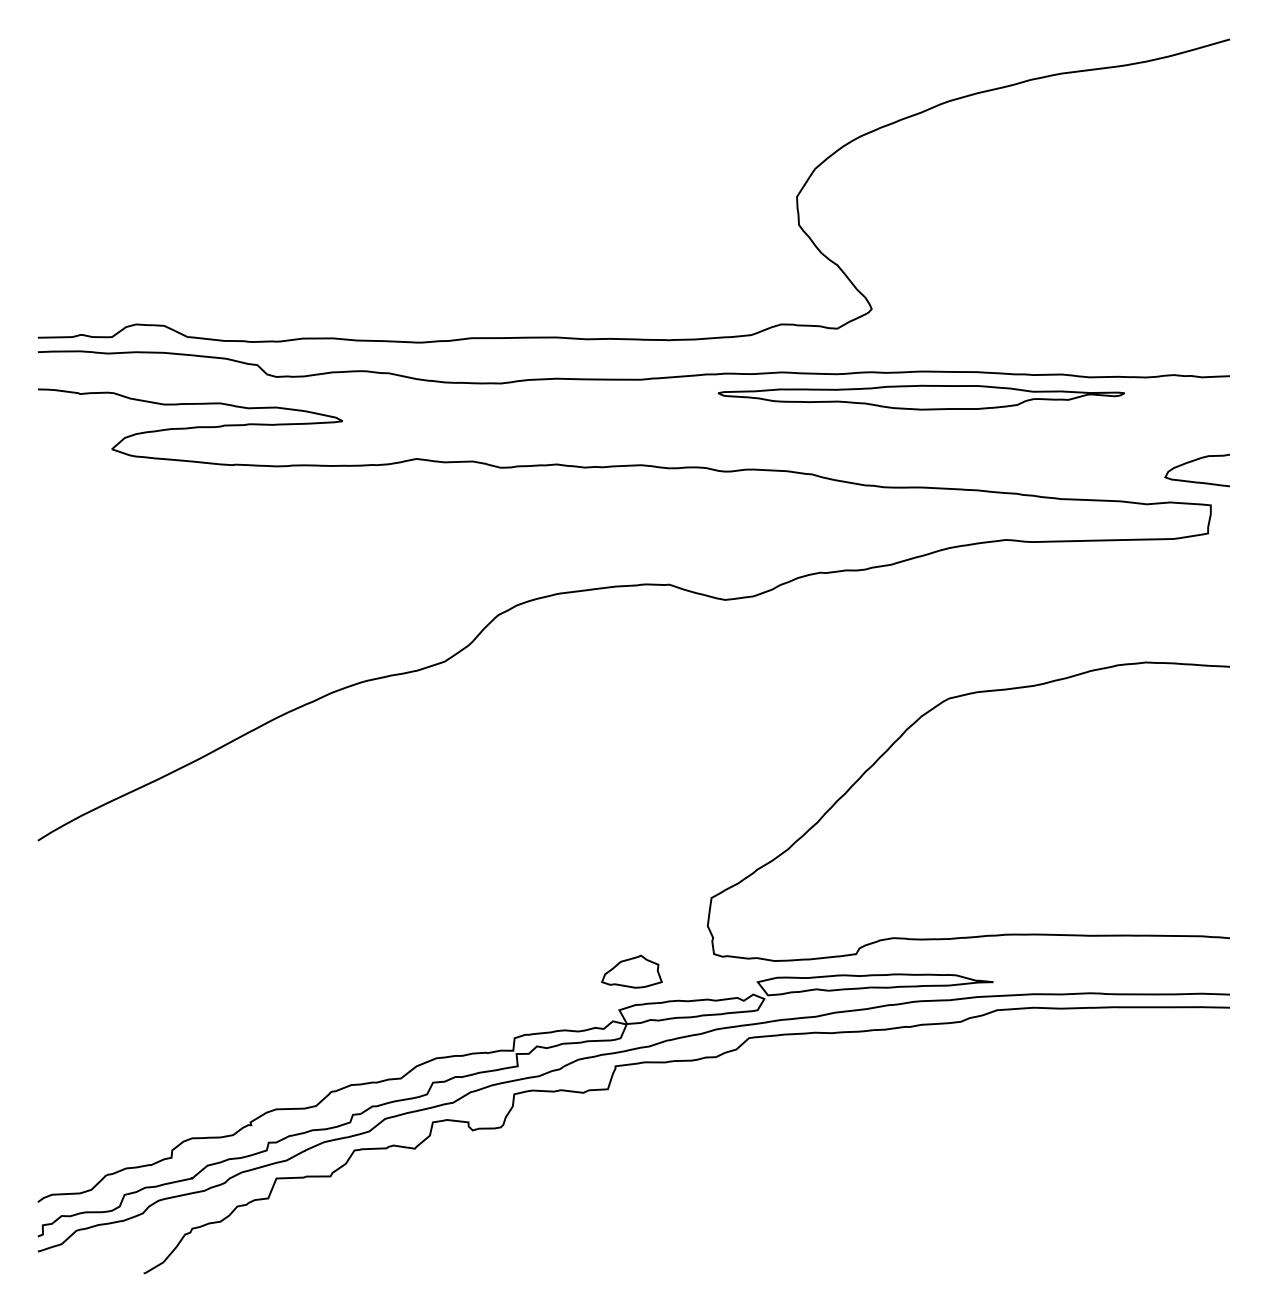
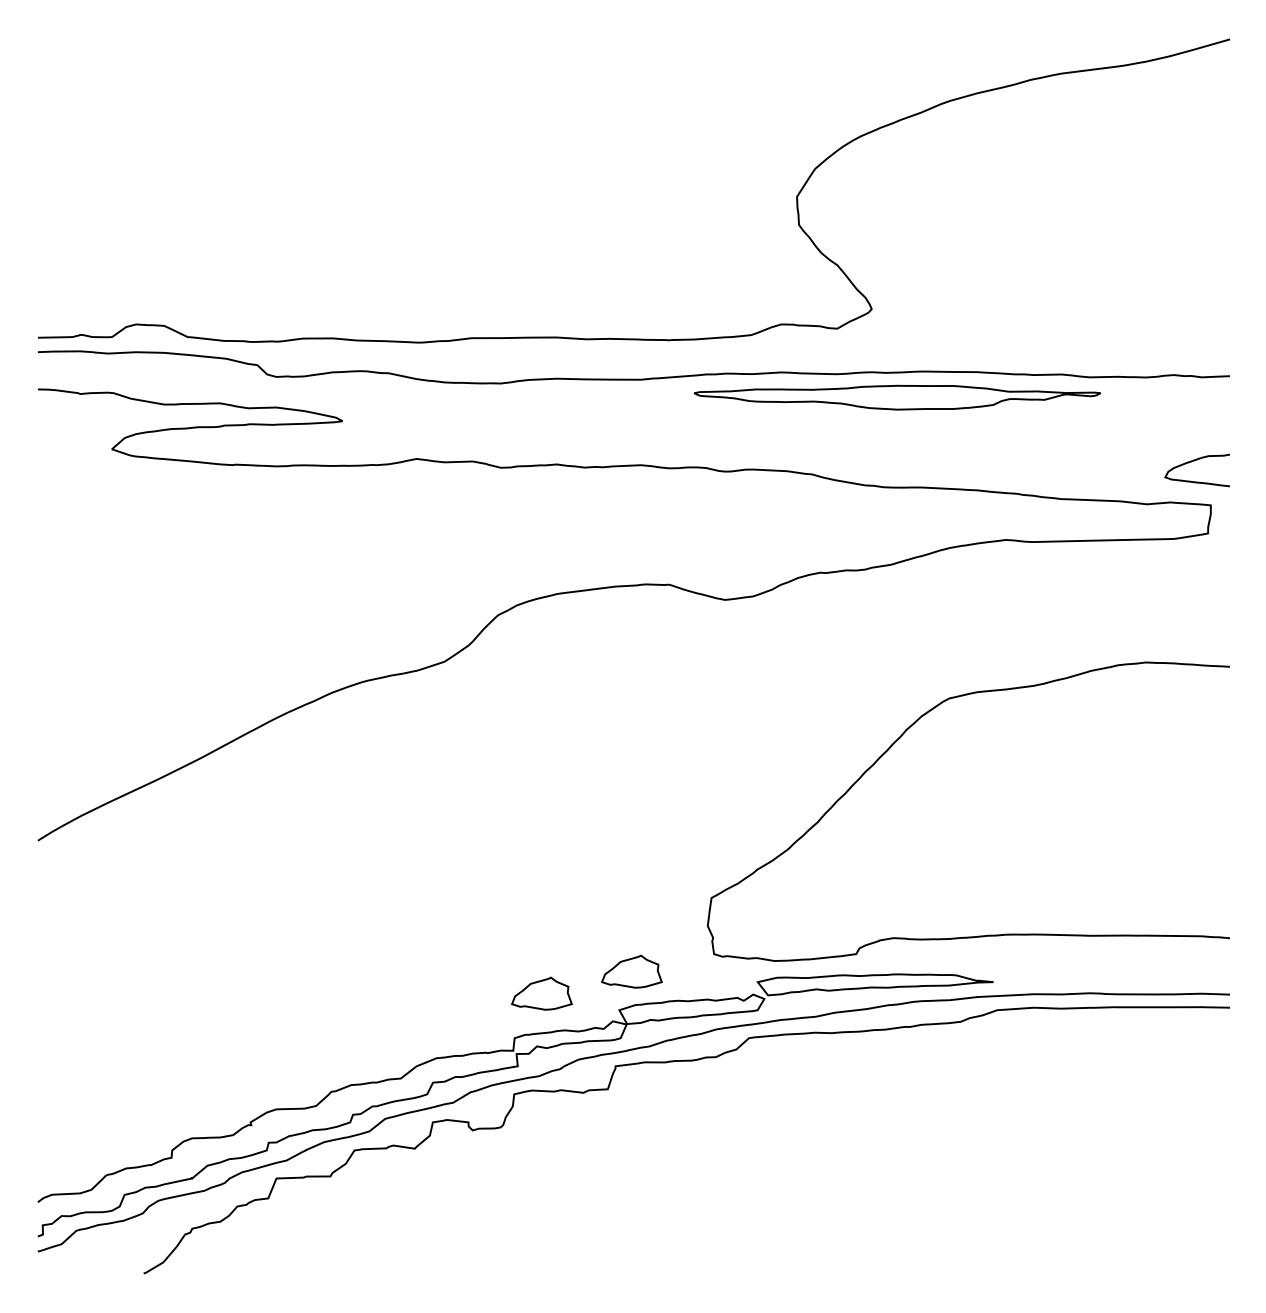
part position: (920, 397) -> (896, 397) (896, 397)
part: none -> present (541, 993)
